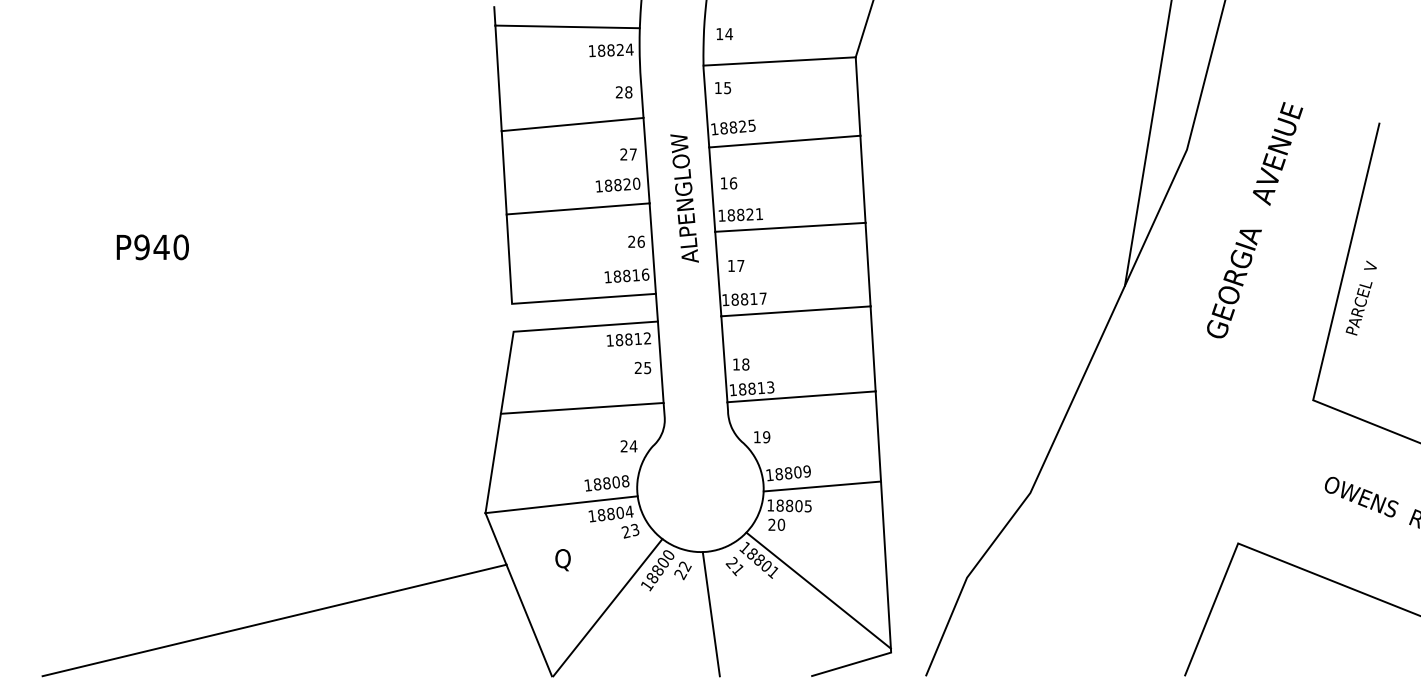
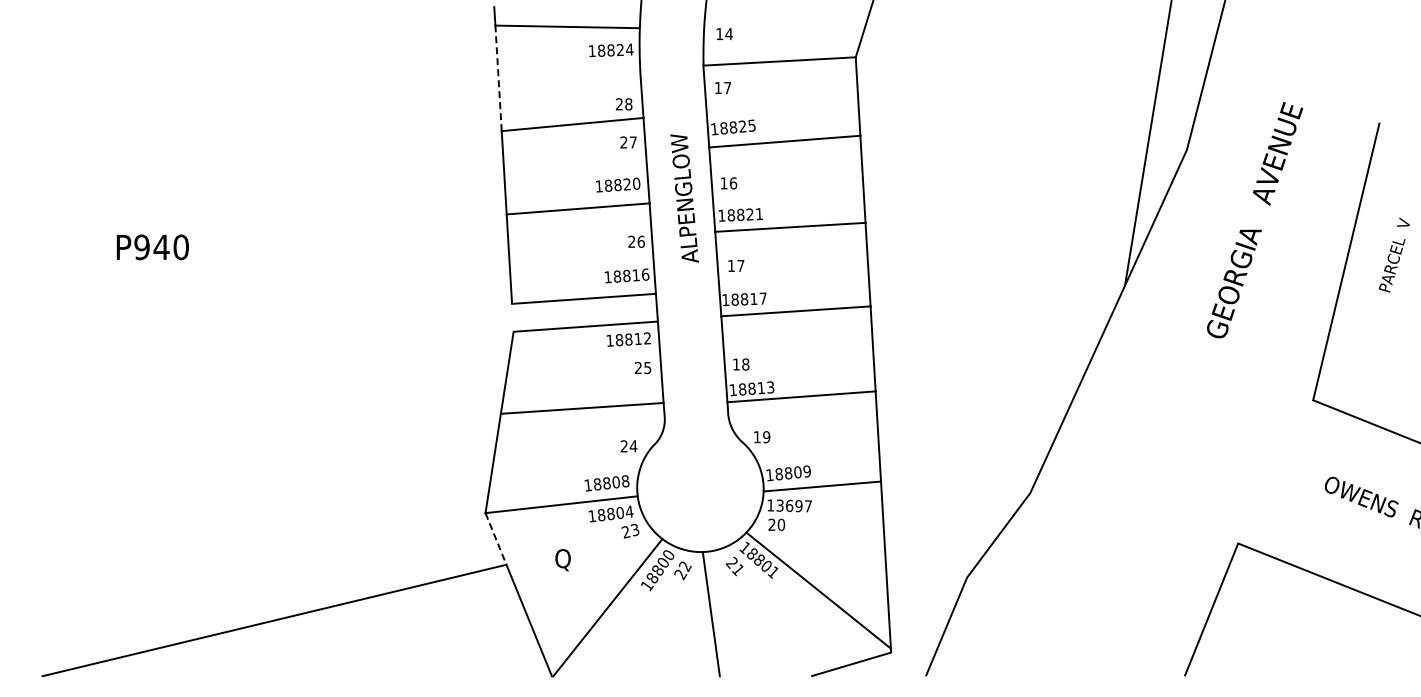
line: solid -> dashed (498, 78)
text: 15 -> 17 (727, 88)
text position: (623, 92) -> (623, 104) (623, 104)
text position: (628, 154) -> (628, 142) (628, 142)
text position: (1360, 297) -> (1393, 254) (1393, 254)
text: 18805 -> 13697 (793, 505)
line: solid -> dashed (496, 538)
